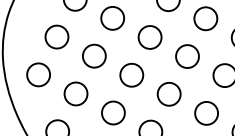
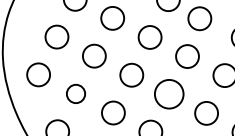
circle position: (205, 18) -> (199, 18) (199, 18)
circle size: 26x26 px -> 20x20 px (75, 93)
circle size: 26x25 px -> 31x31 px (169, 94)
